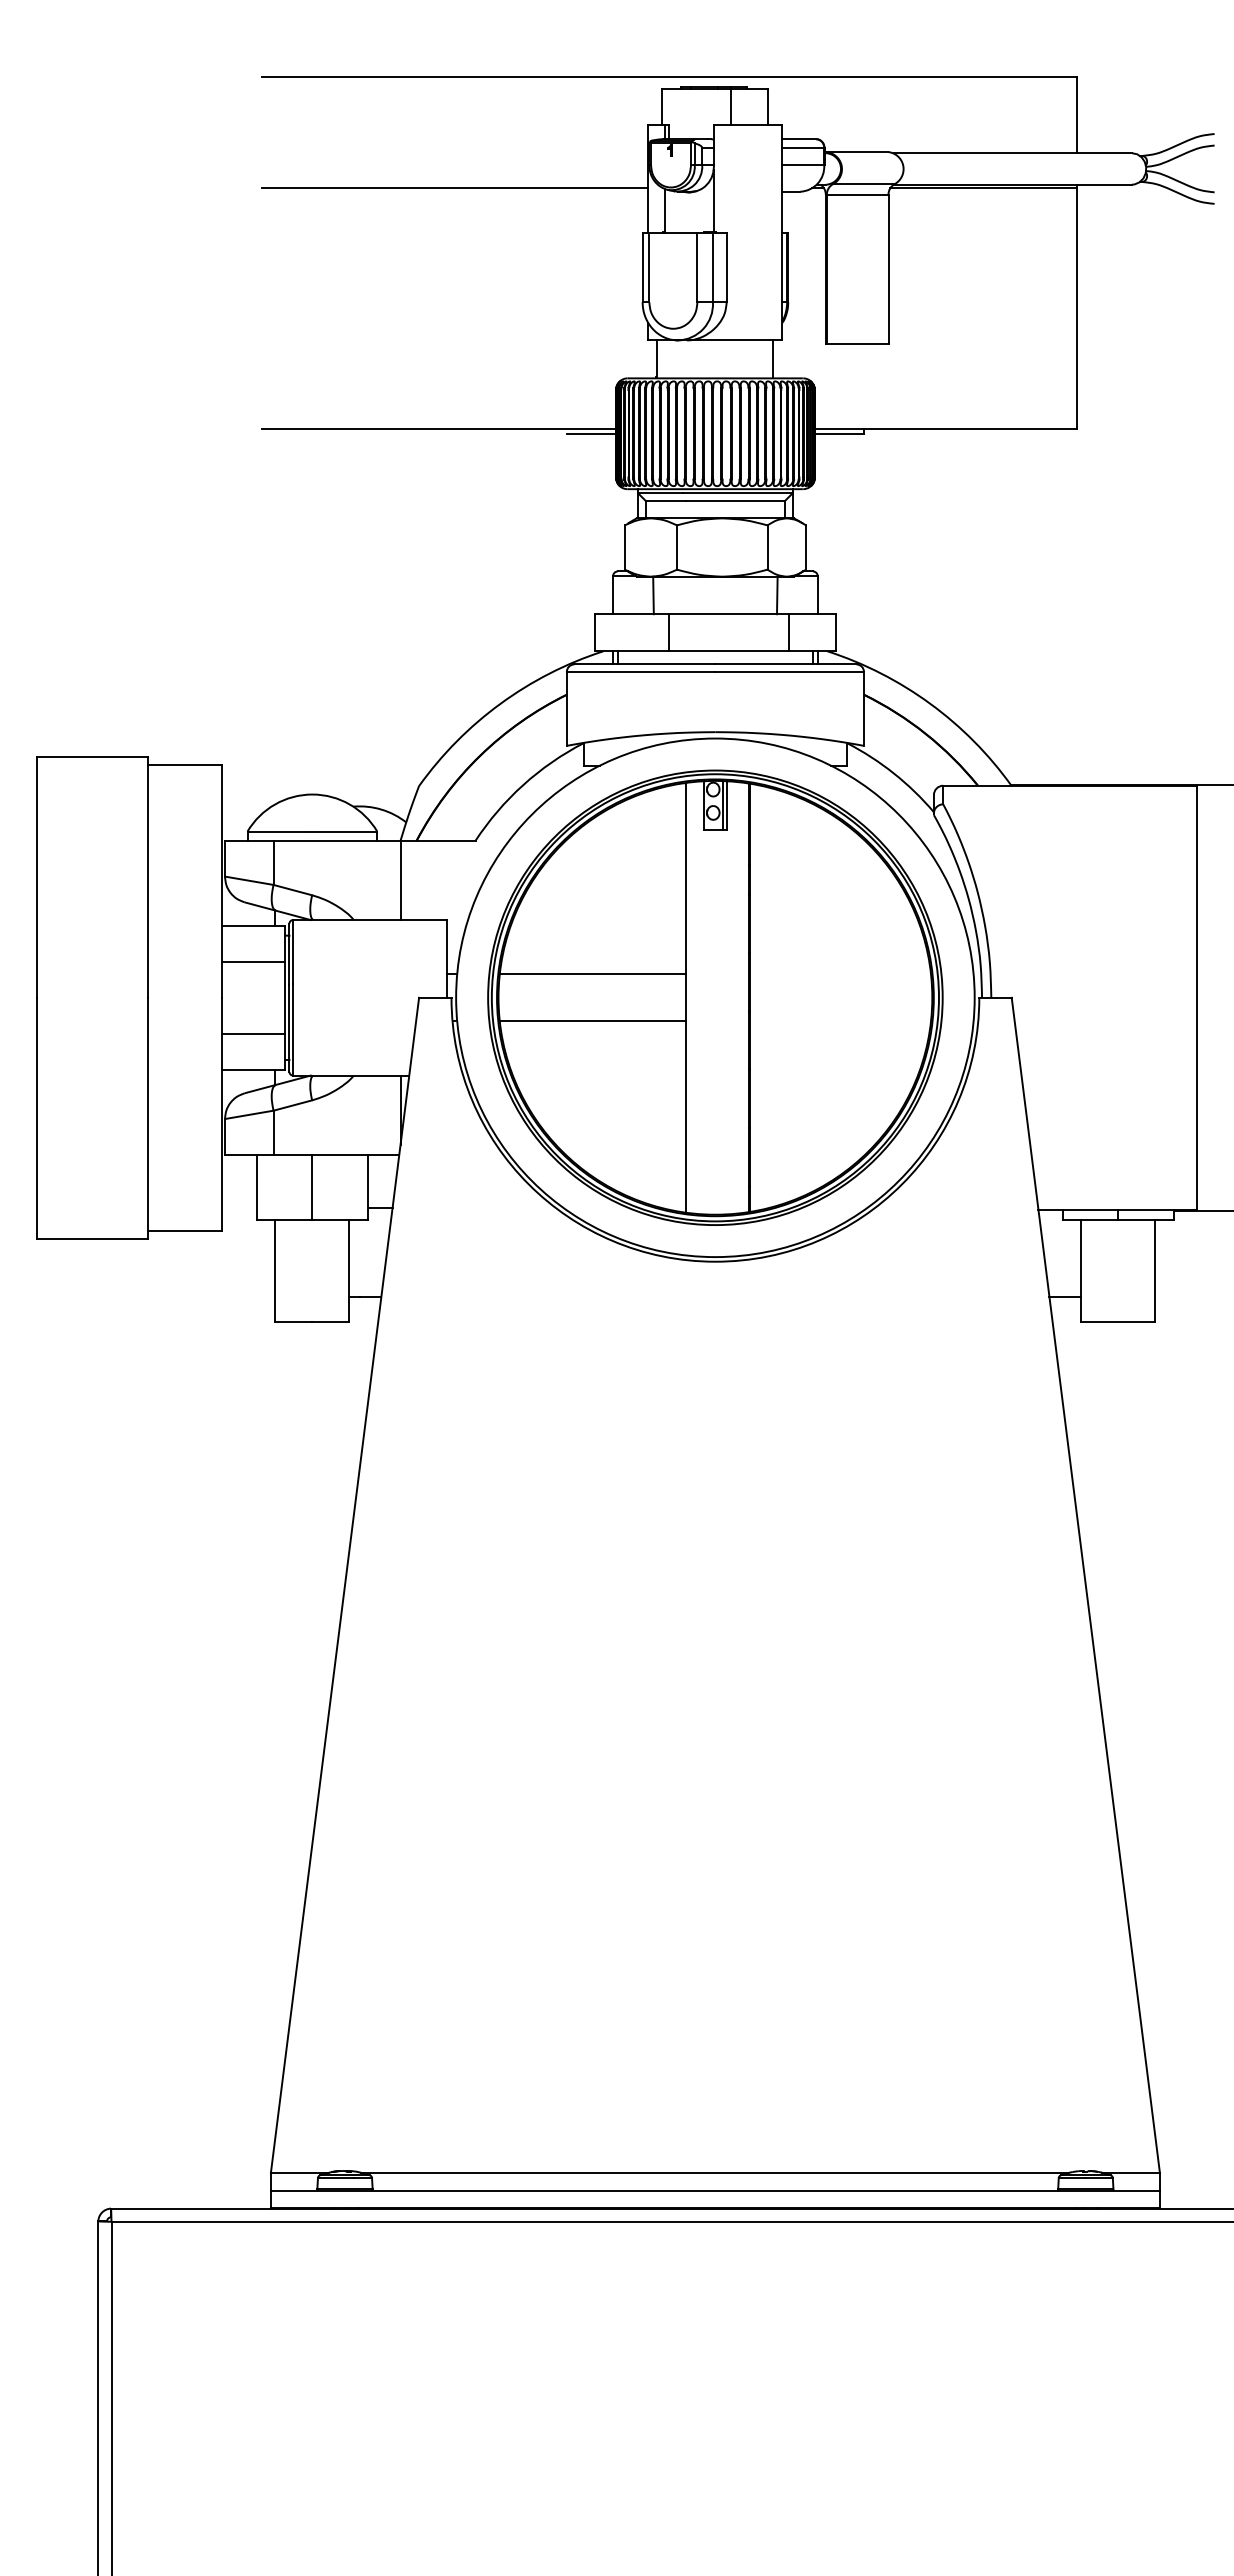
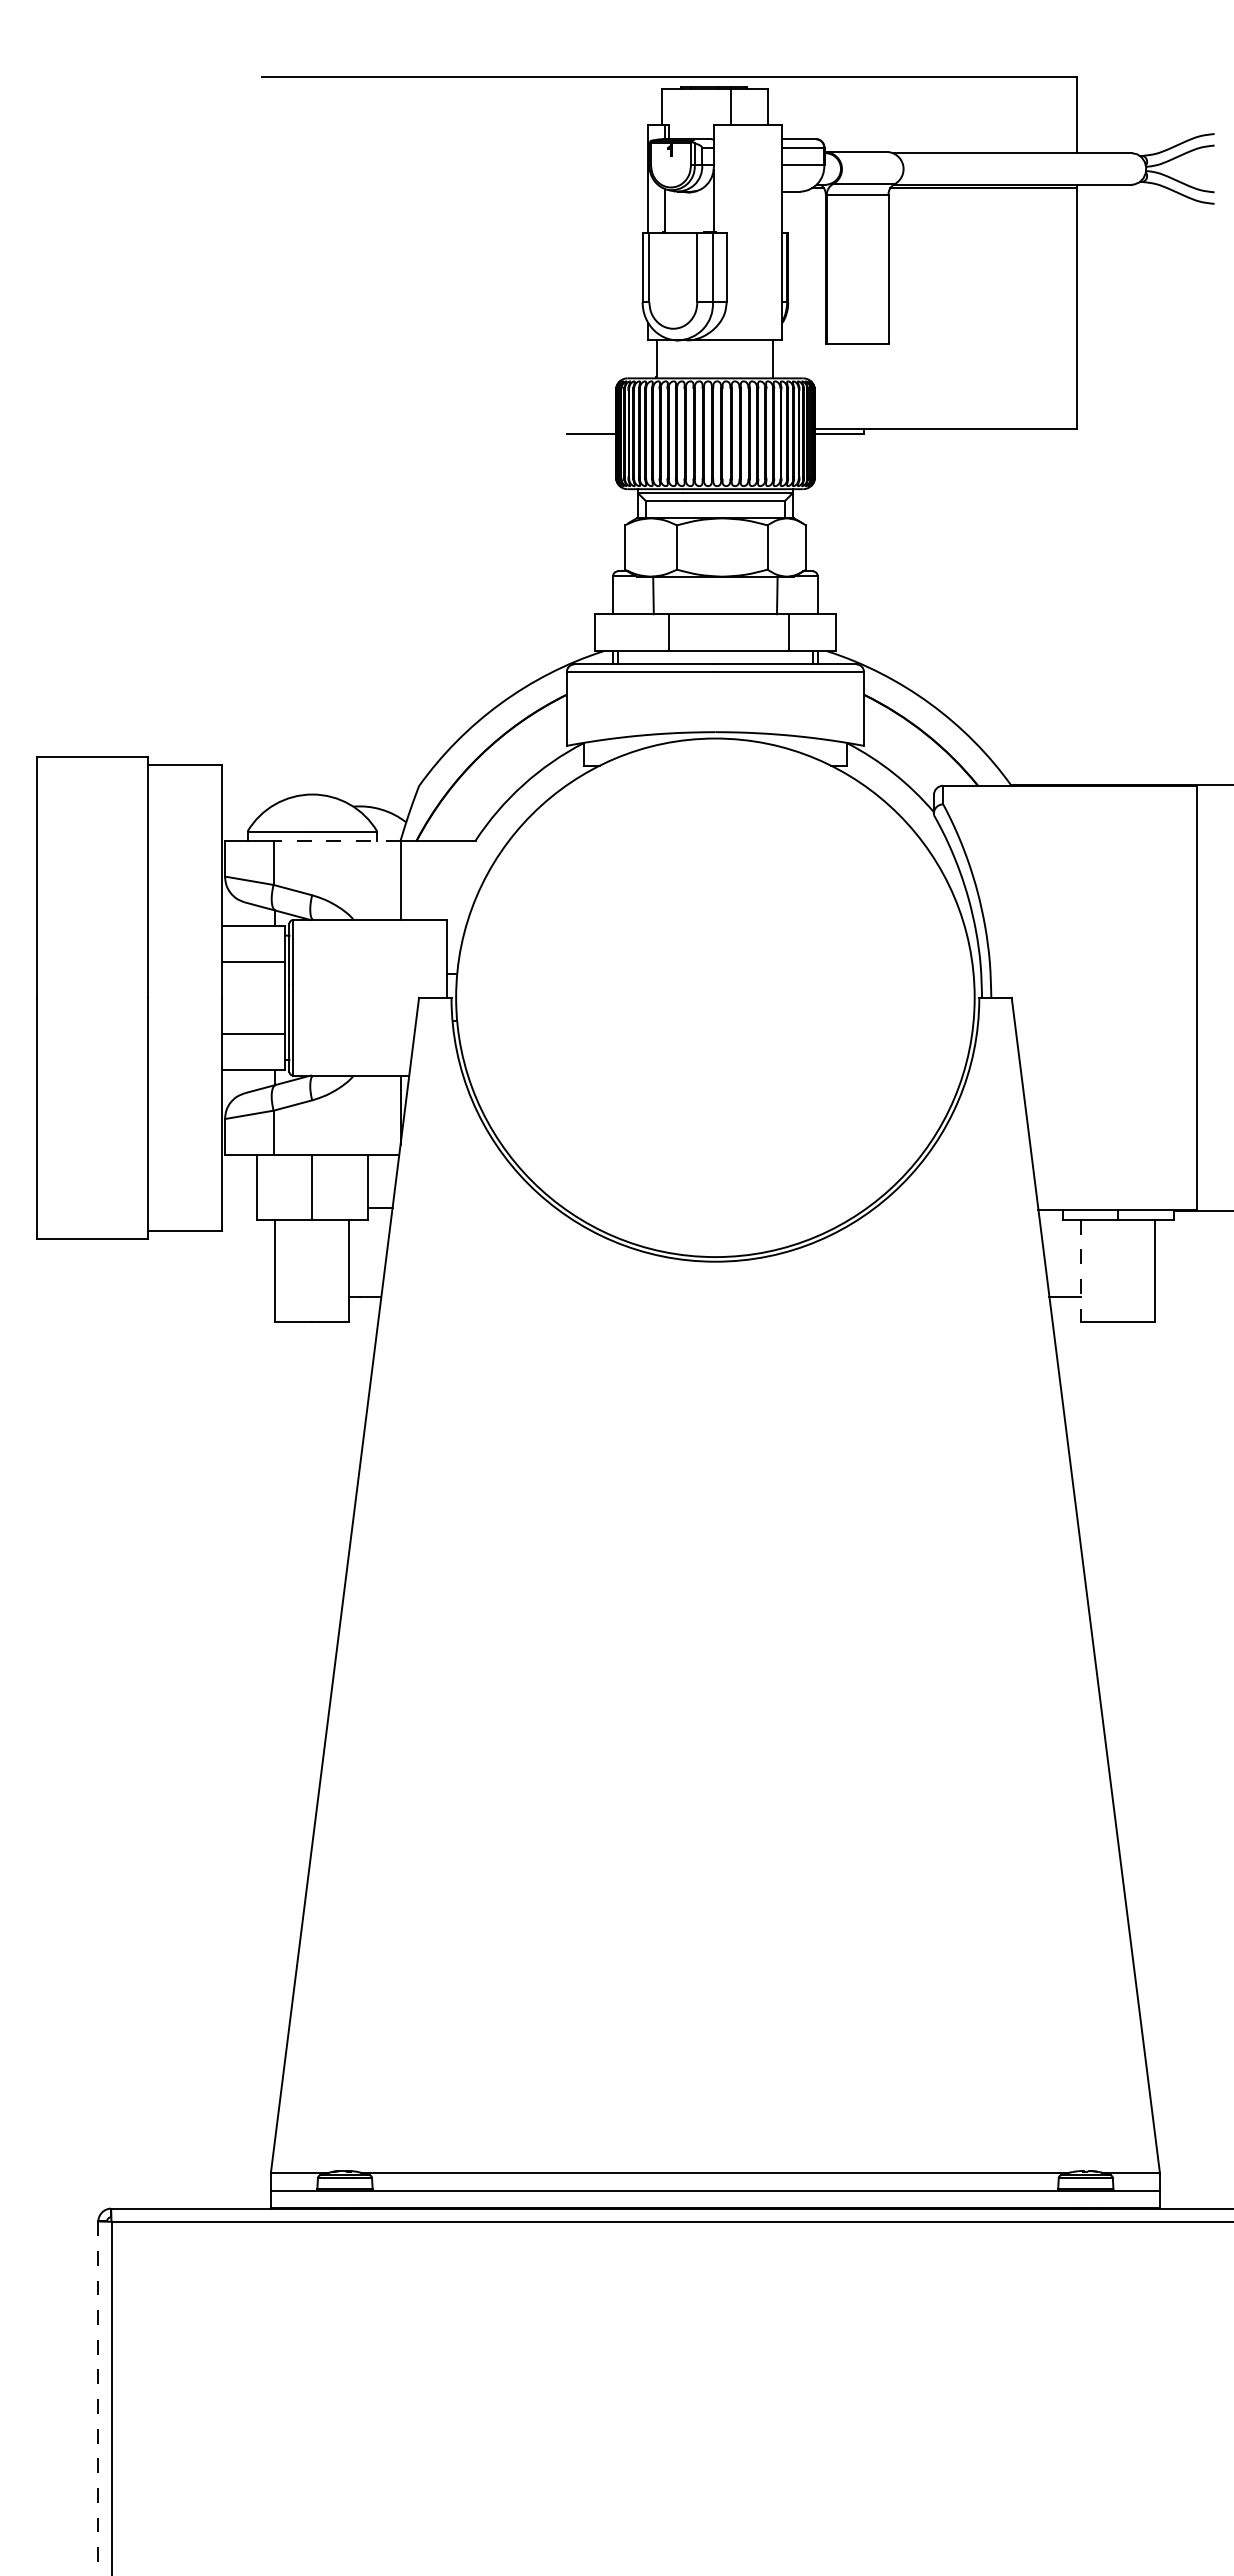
line: present -> none (454, 188)
line: present -> none (438, 429)
line: solid -> dashed (337, 840)
part: present -> none (715, 997)
line: solid -> dashed (1081, 1271)
line: solid -> dashed (98, 2398)
